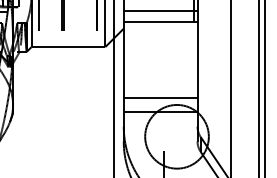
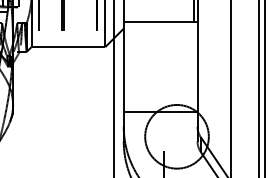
line: present -> none (160, 10)
line: present -> none (160, 97)
